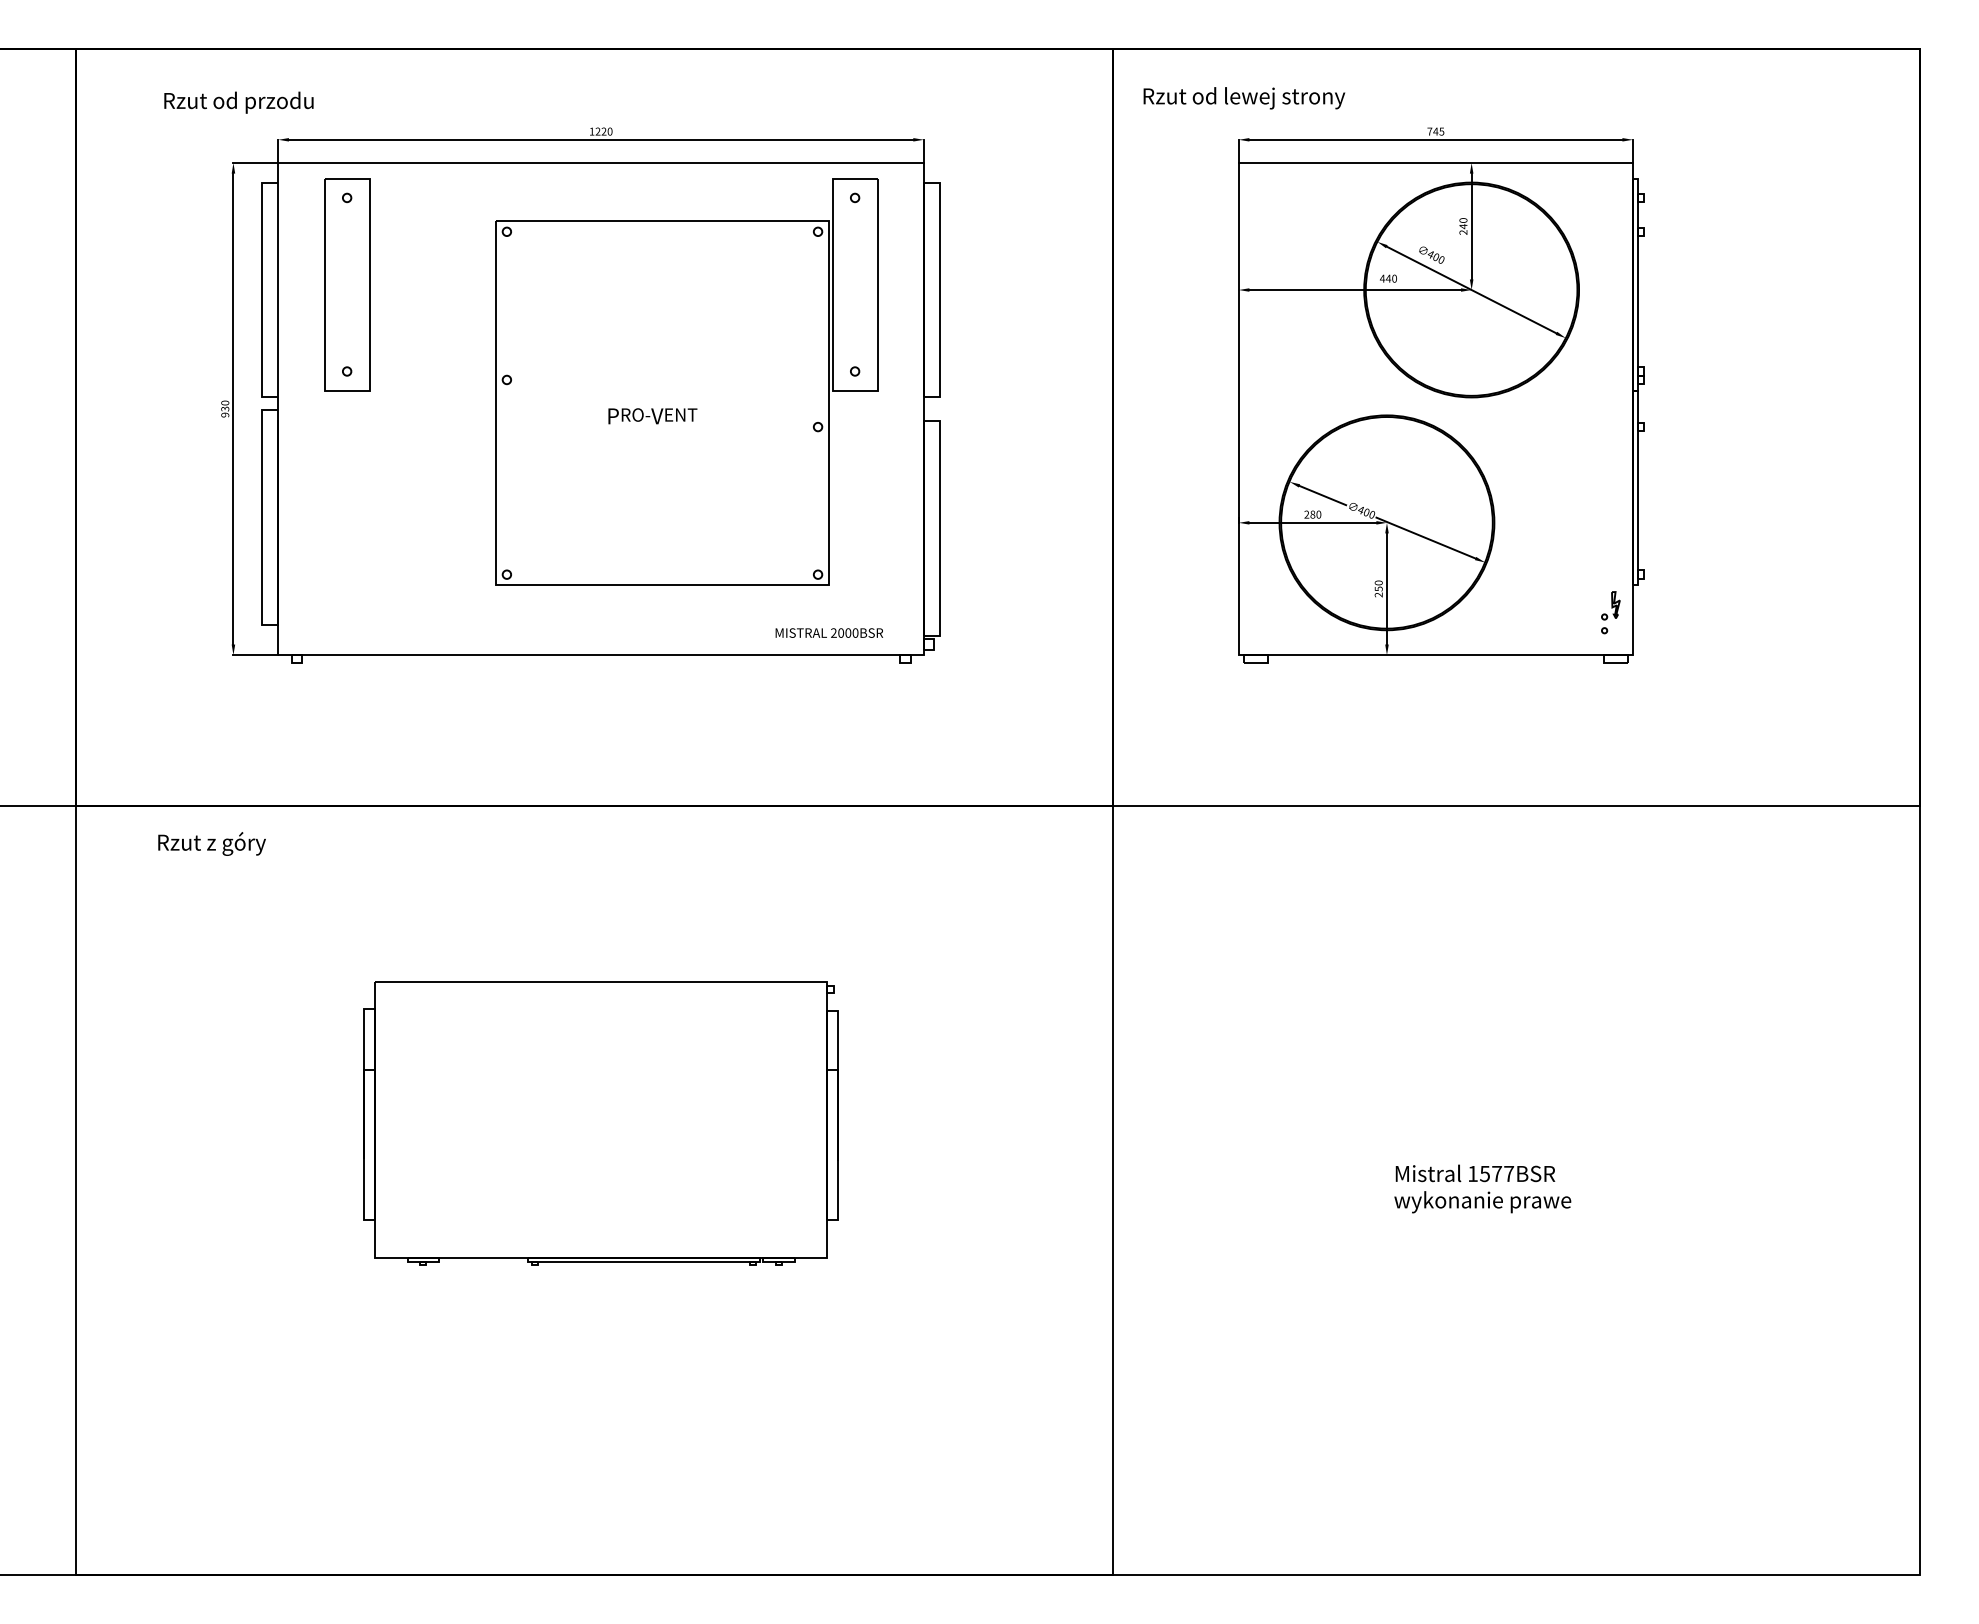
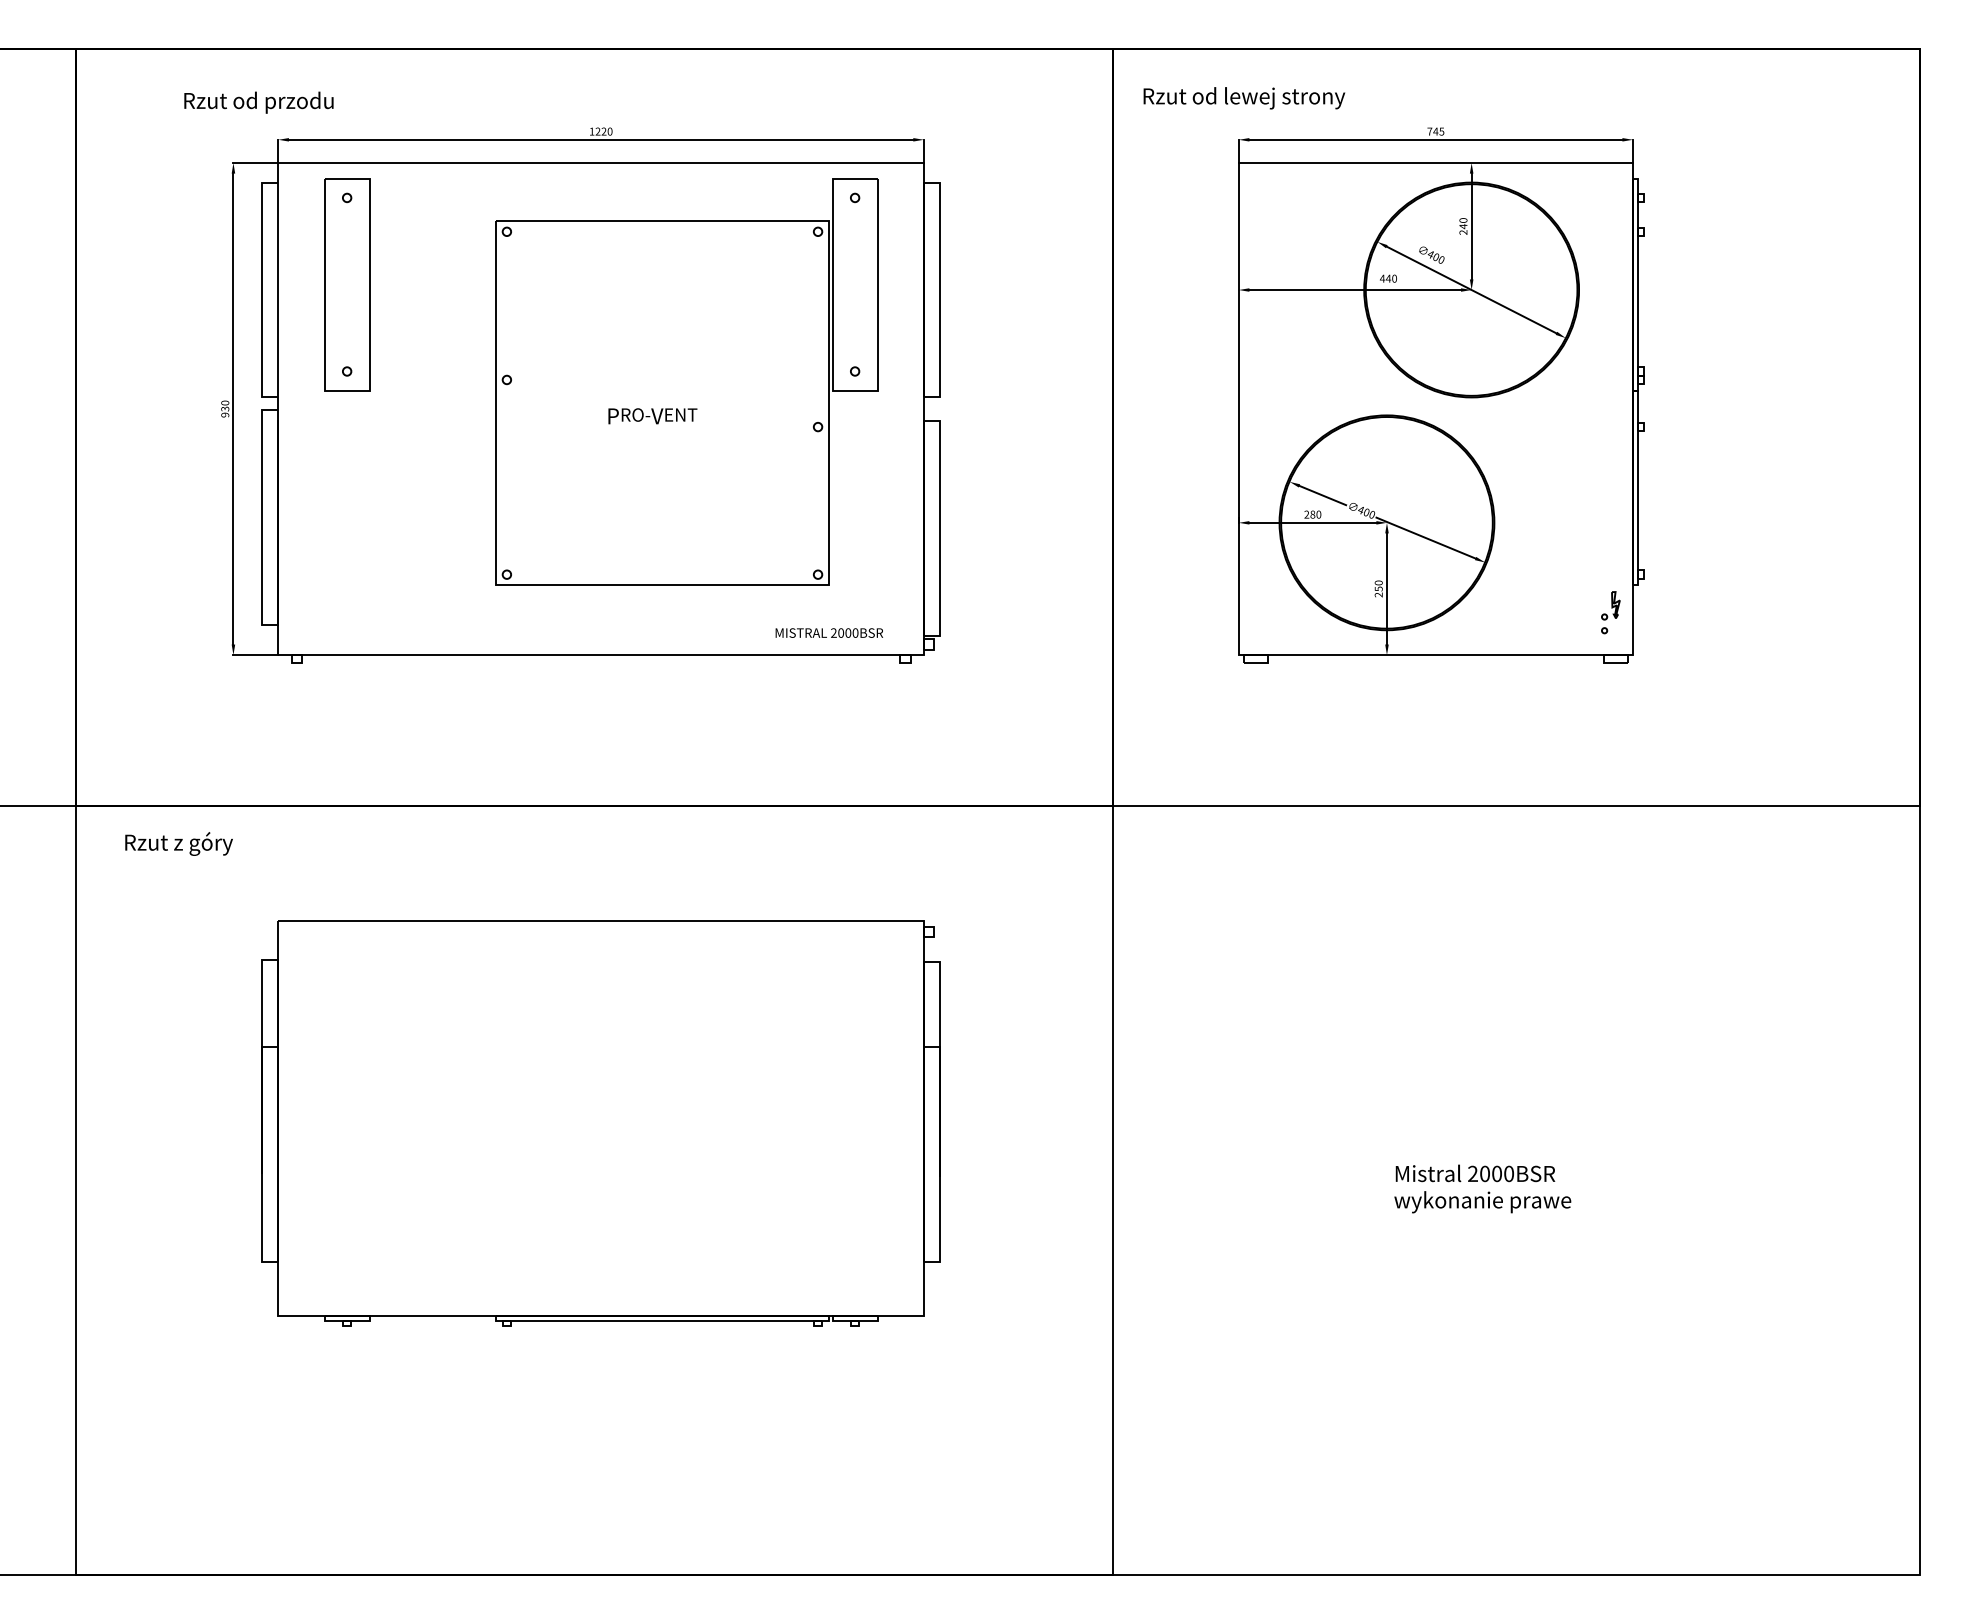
text position: (238, 102) -> (258, 102) (258, 102)
text position: (211, 843) -> (178, 843) (178, 843)
part size: 476x285 px -> 680x407 px (600, 1123)
text: 1577BSR -> 2000BSR (1491, 1173)
